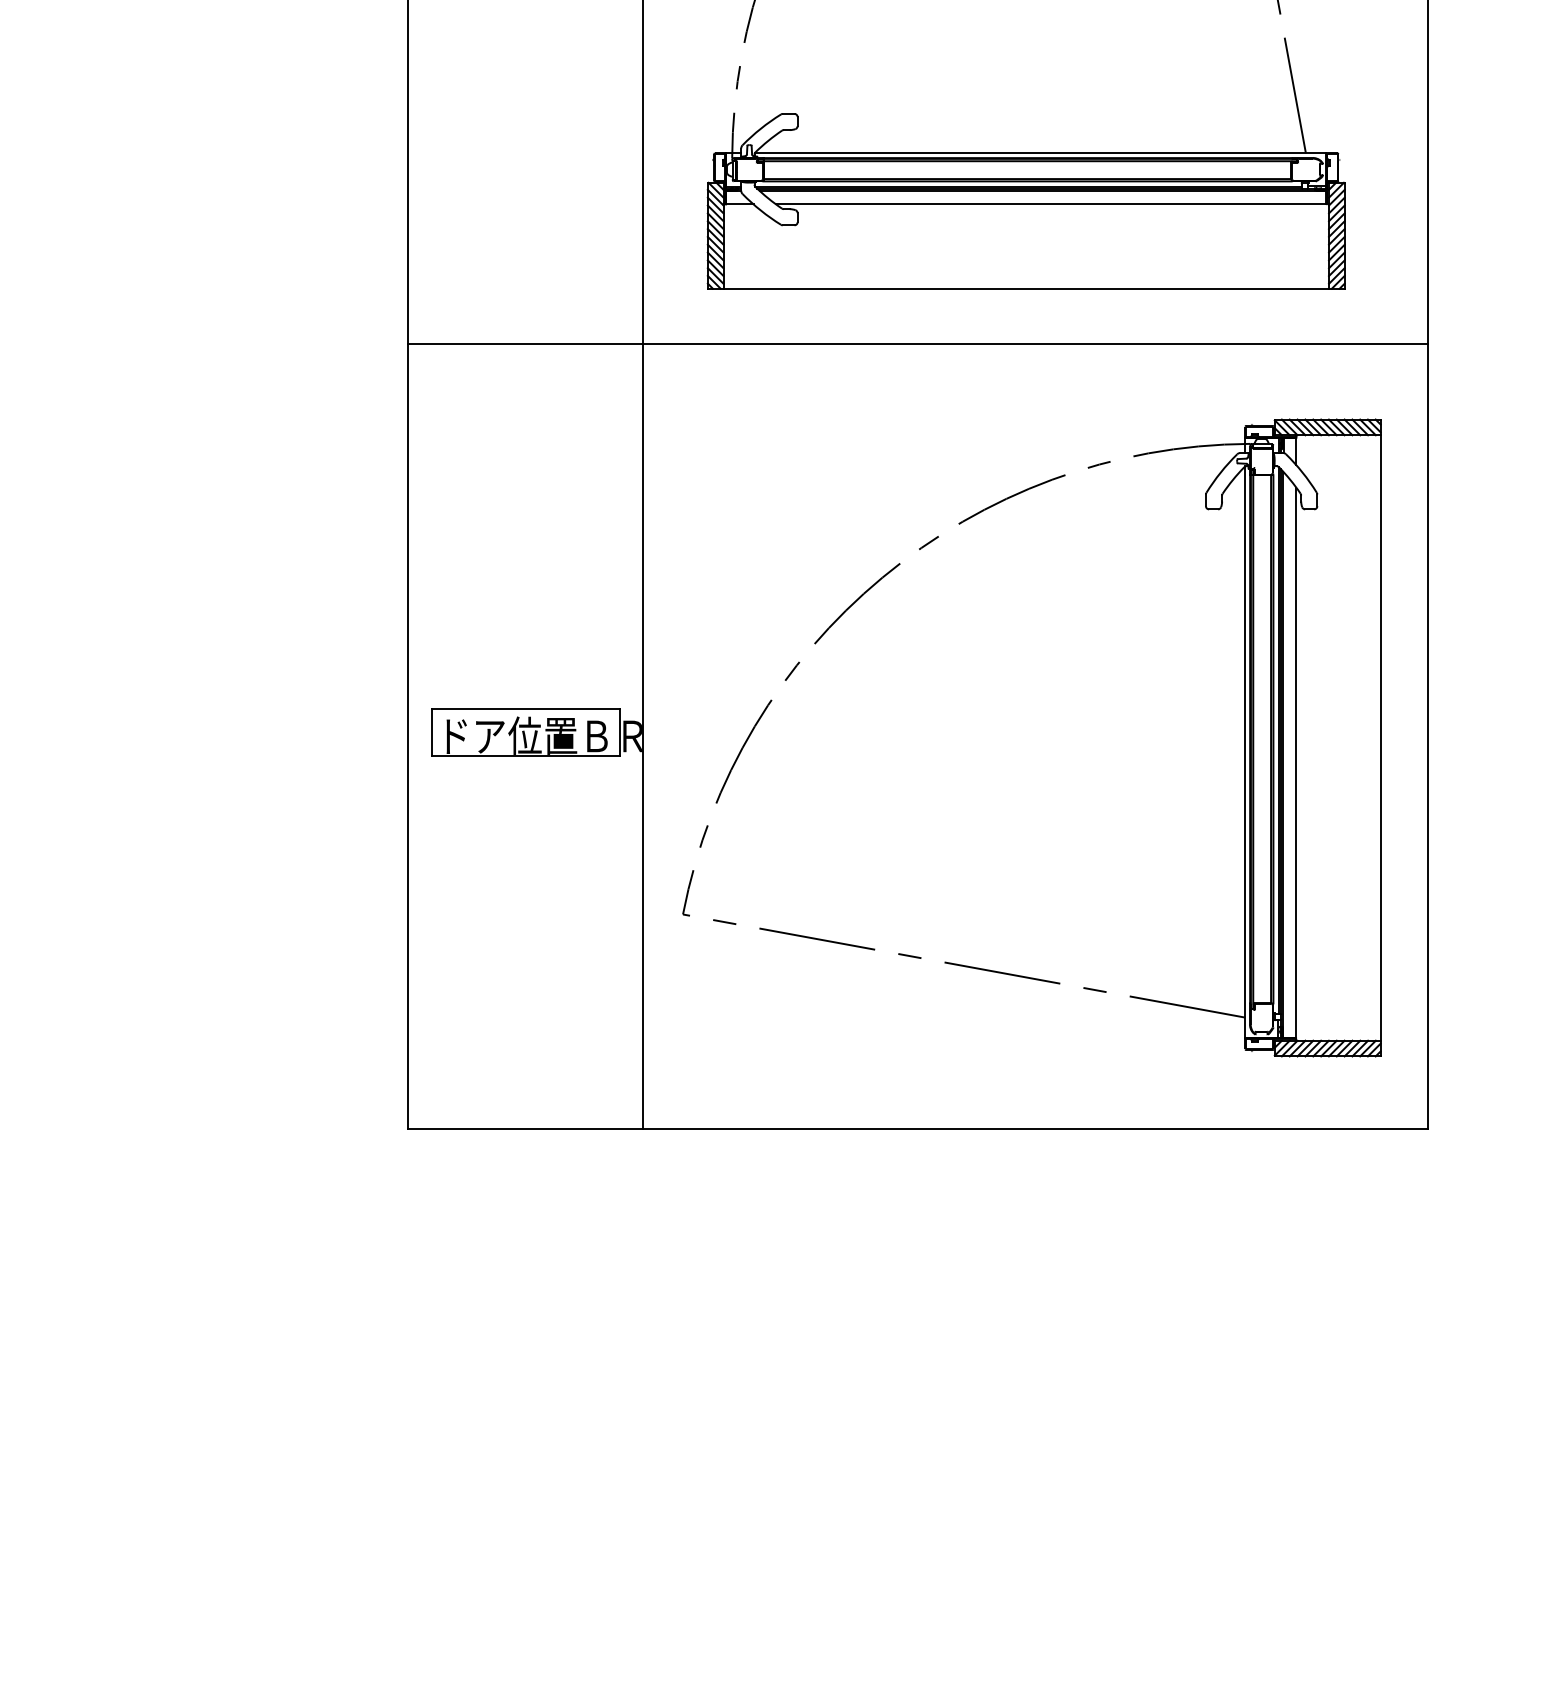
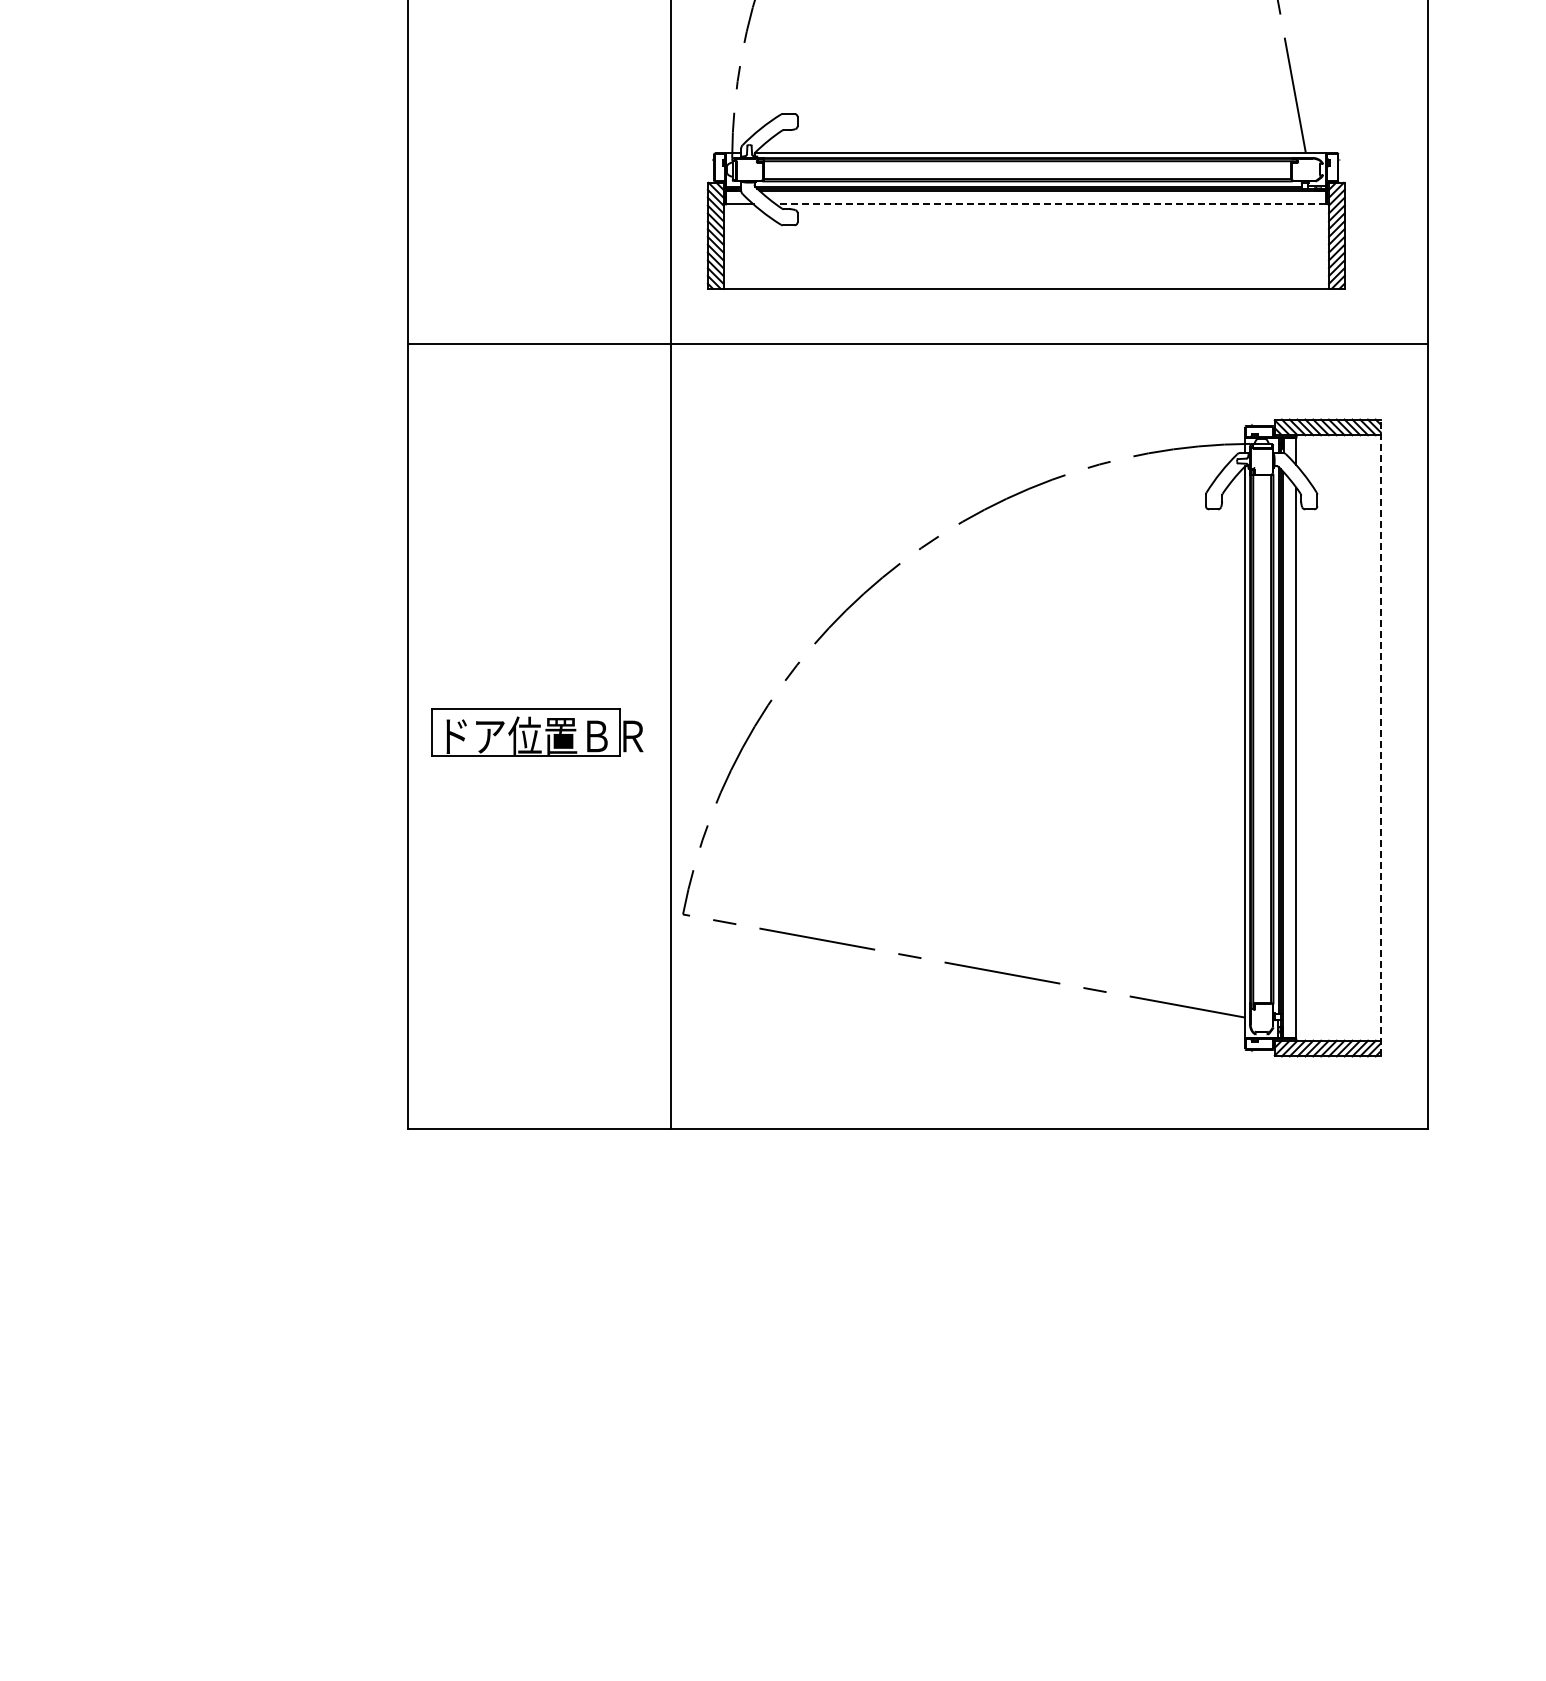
line: solid -> dashed (1050, 204)
line position: (643, 565) -> (671, 565) (671, 565)
line: solid -> dashed (1380, 737)
